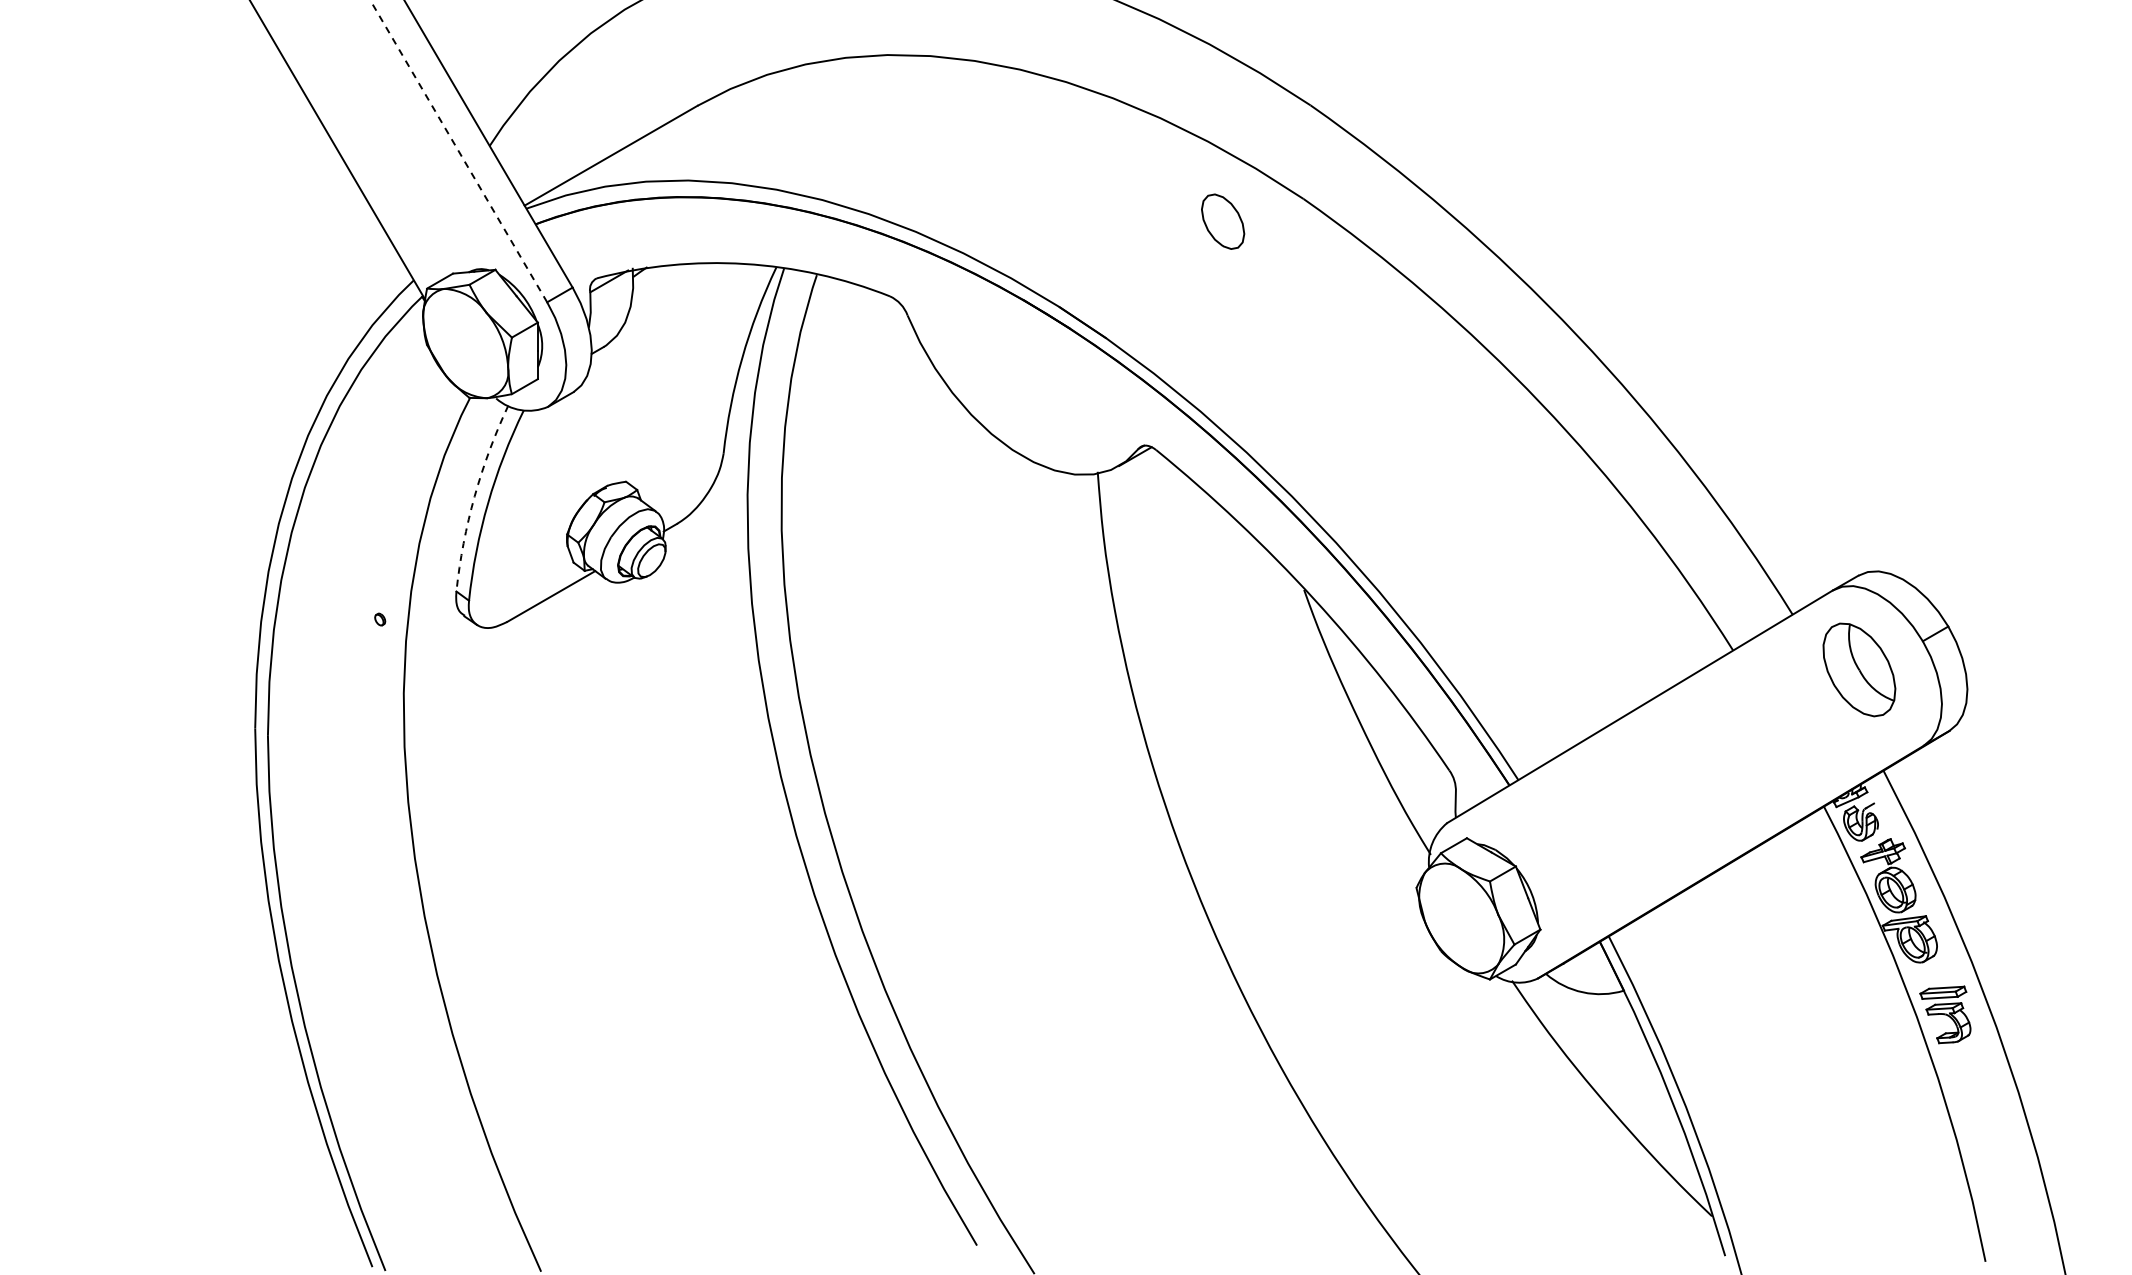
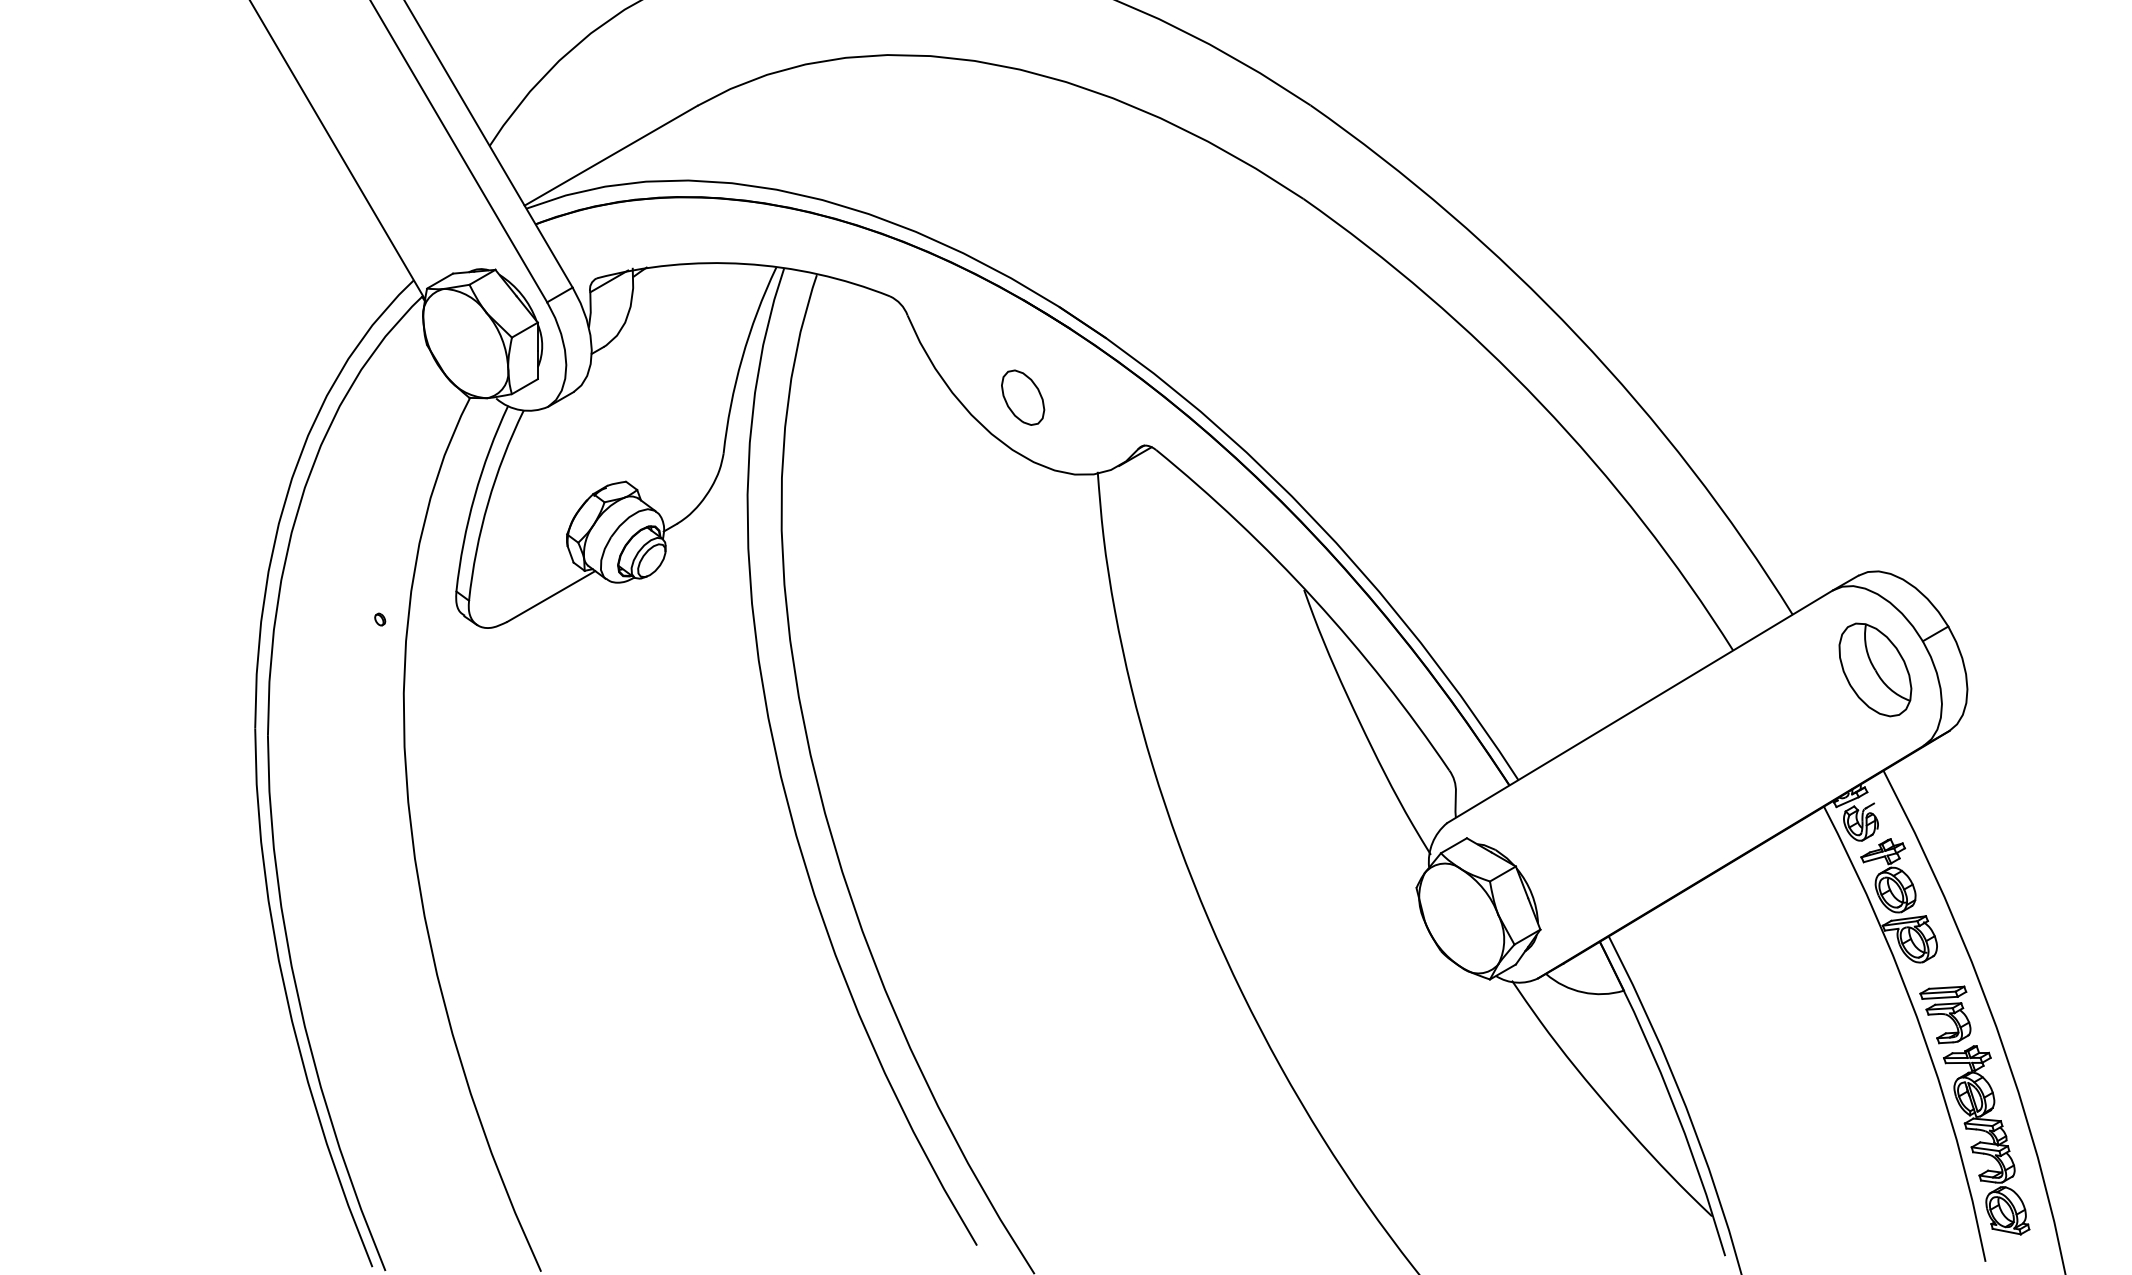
line: dashed -> solid (458, 151)
part position: (1223, 221) -> (1023, 397) (1023, 397)
arc: dashed -> solid (474, 496)
part position: (1859, 669) -> (1875, 669) (1875, 669)
part: none -> present (1986, 1140)
